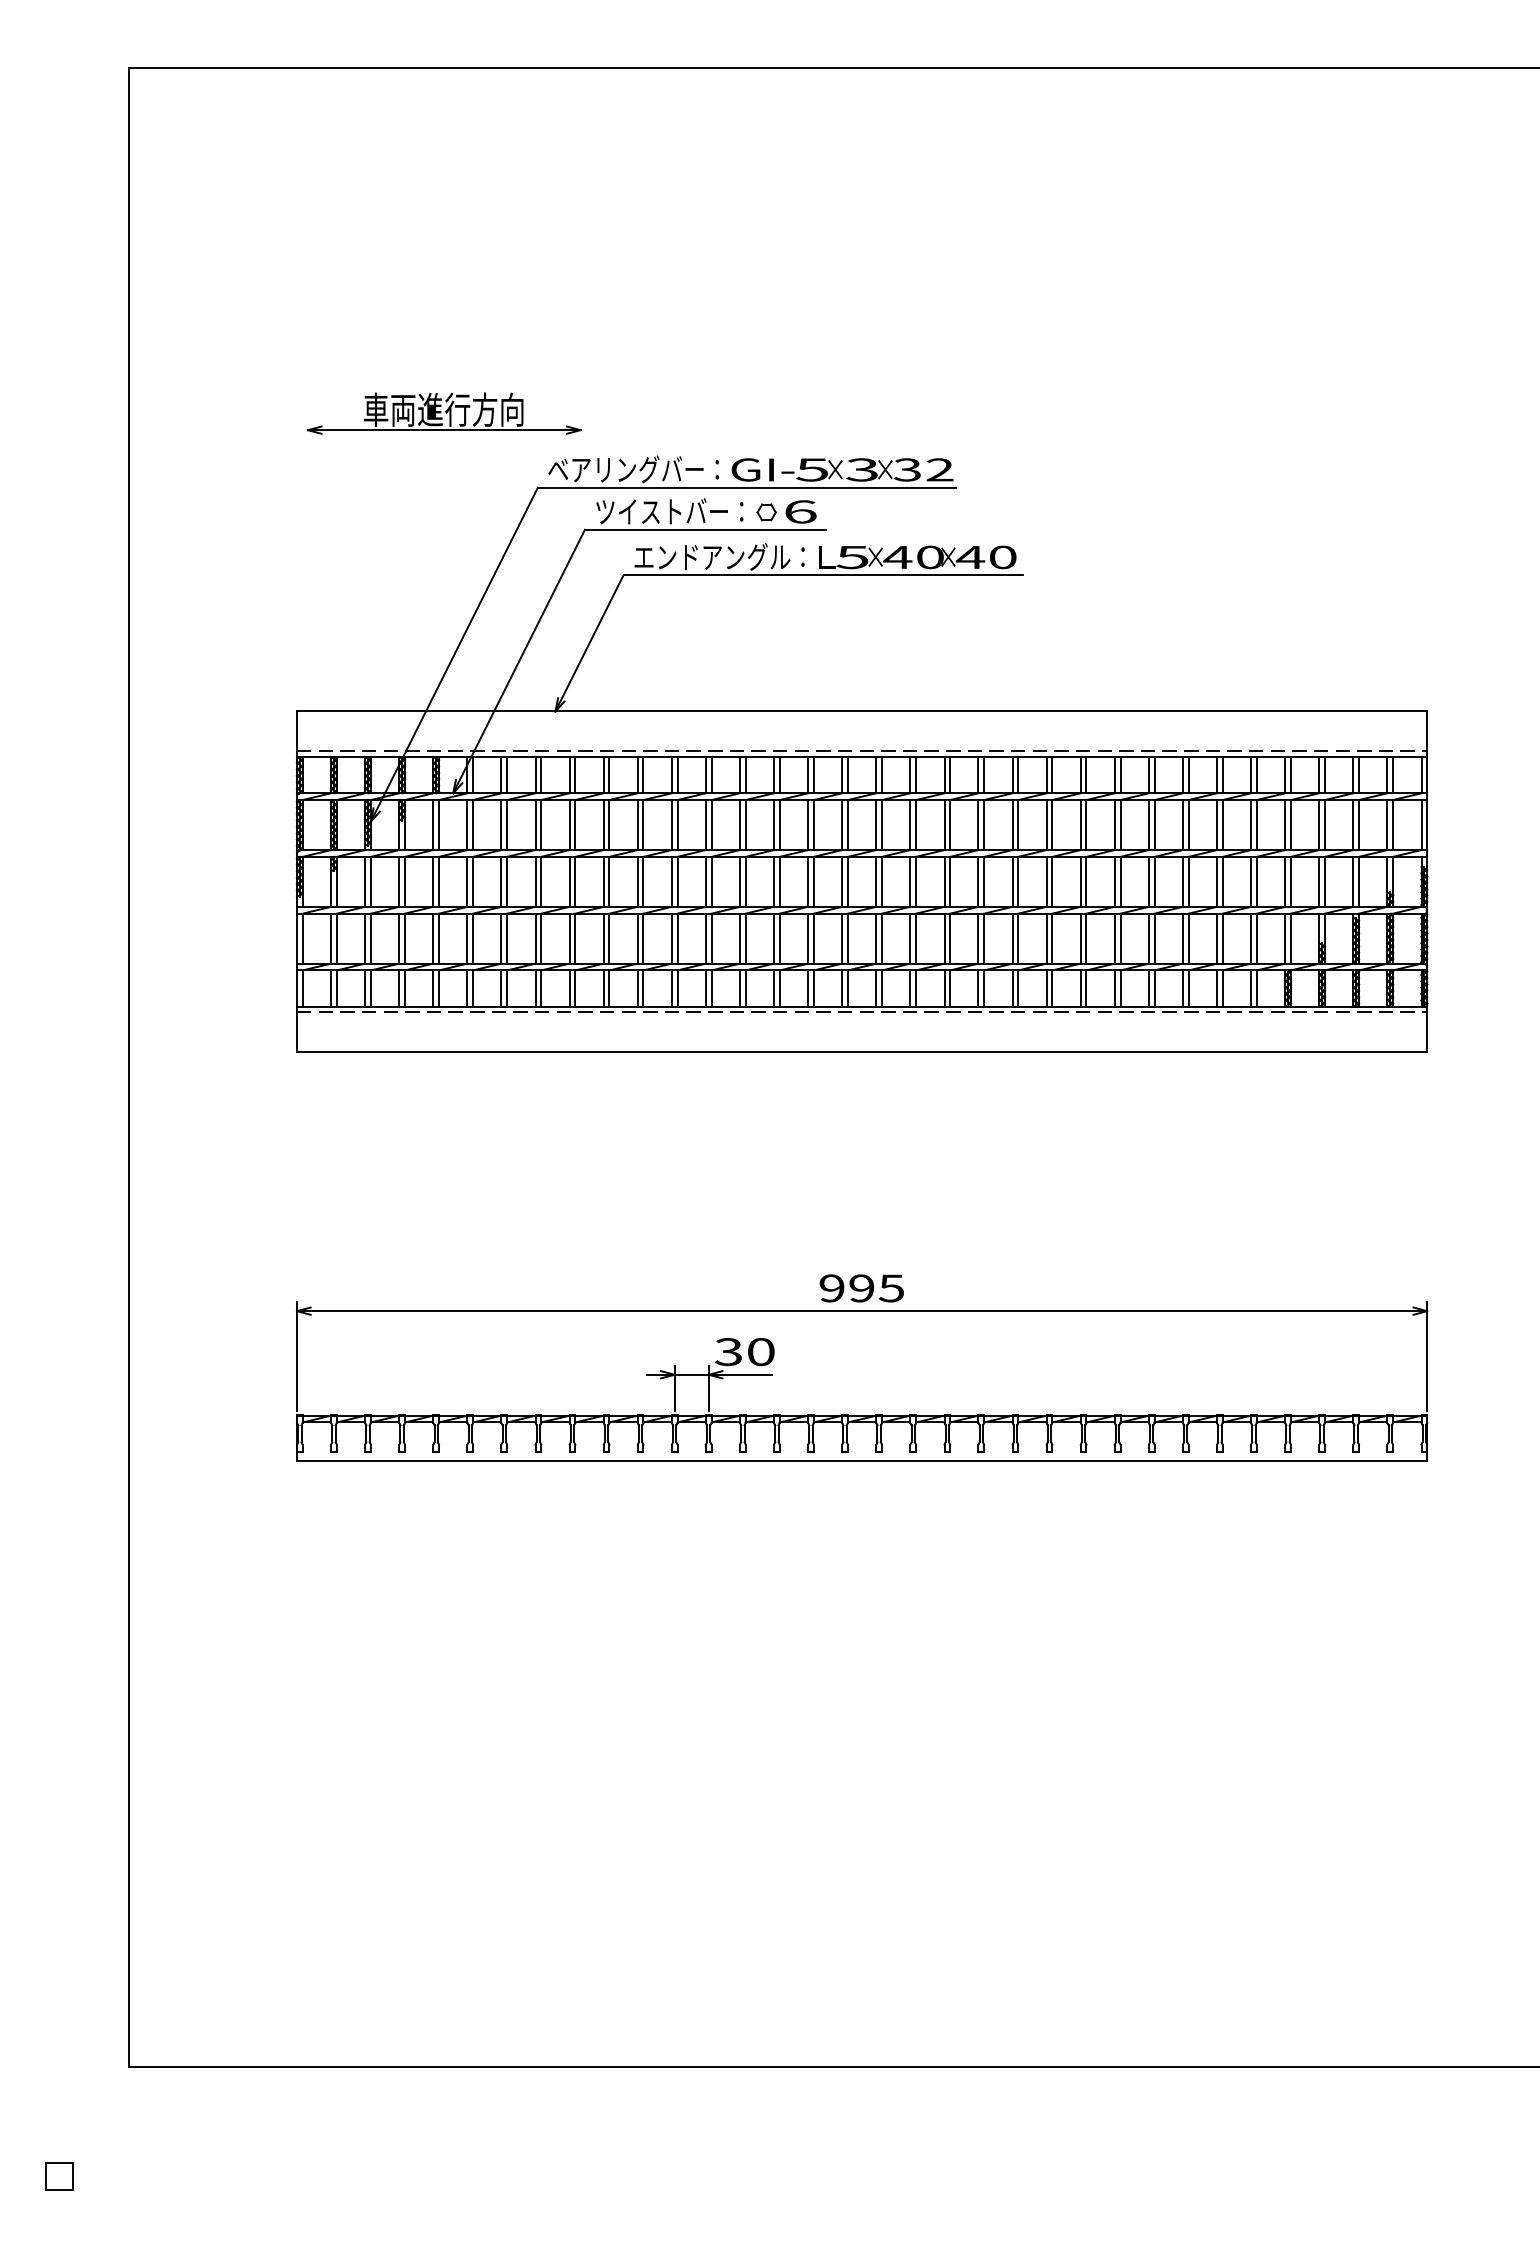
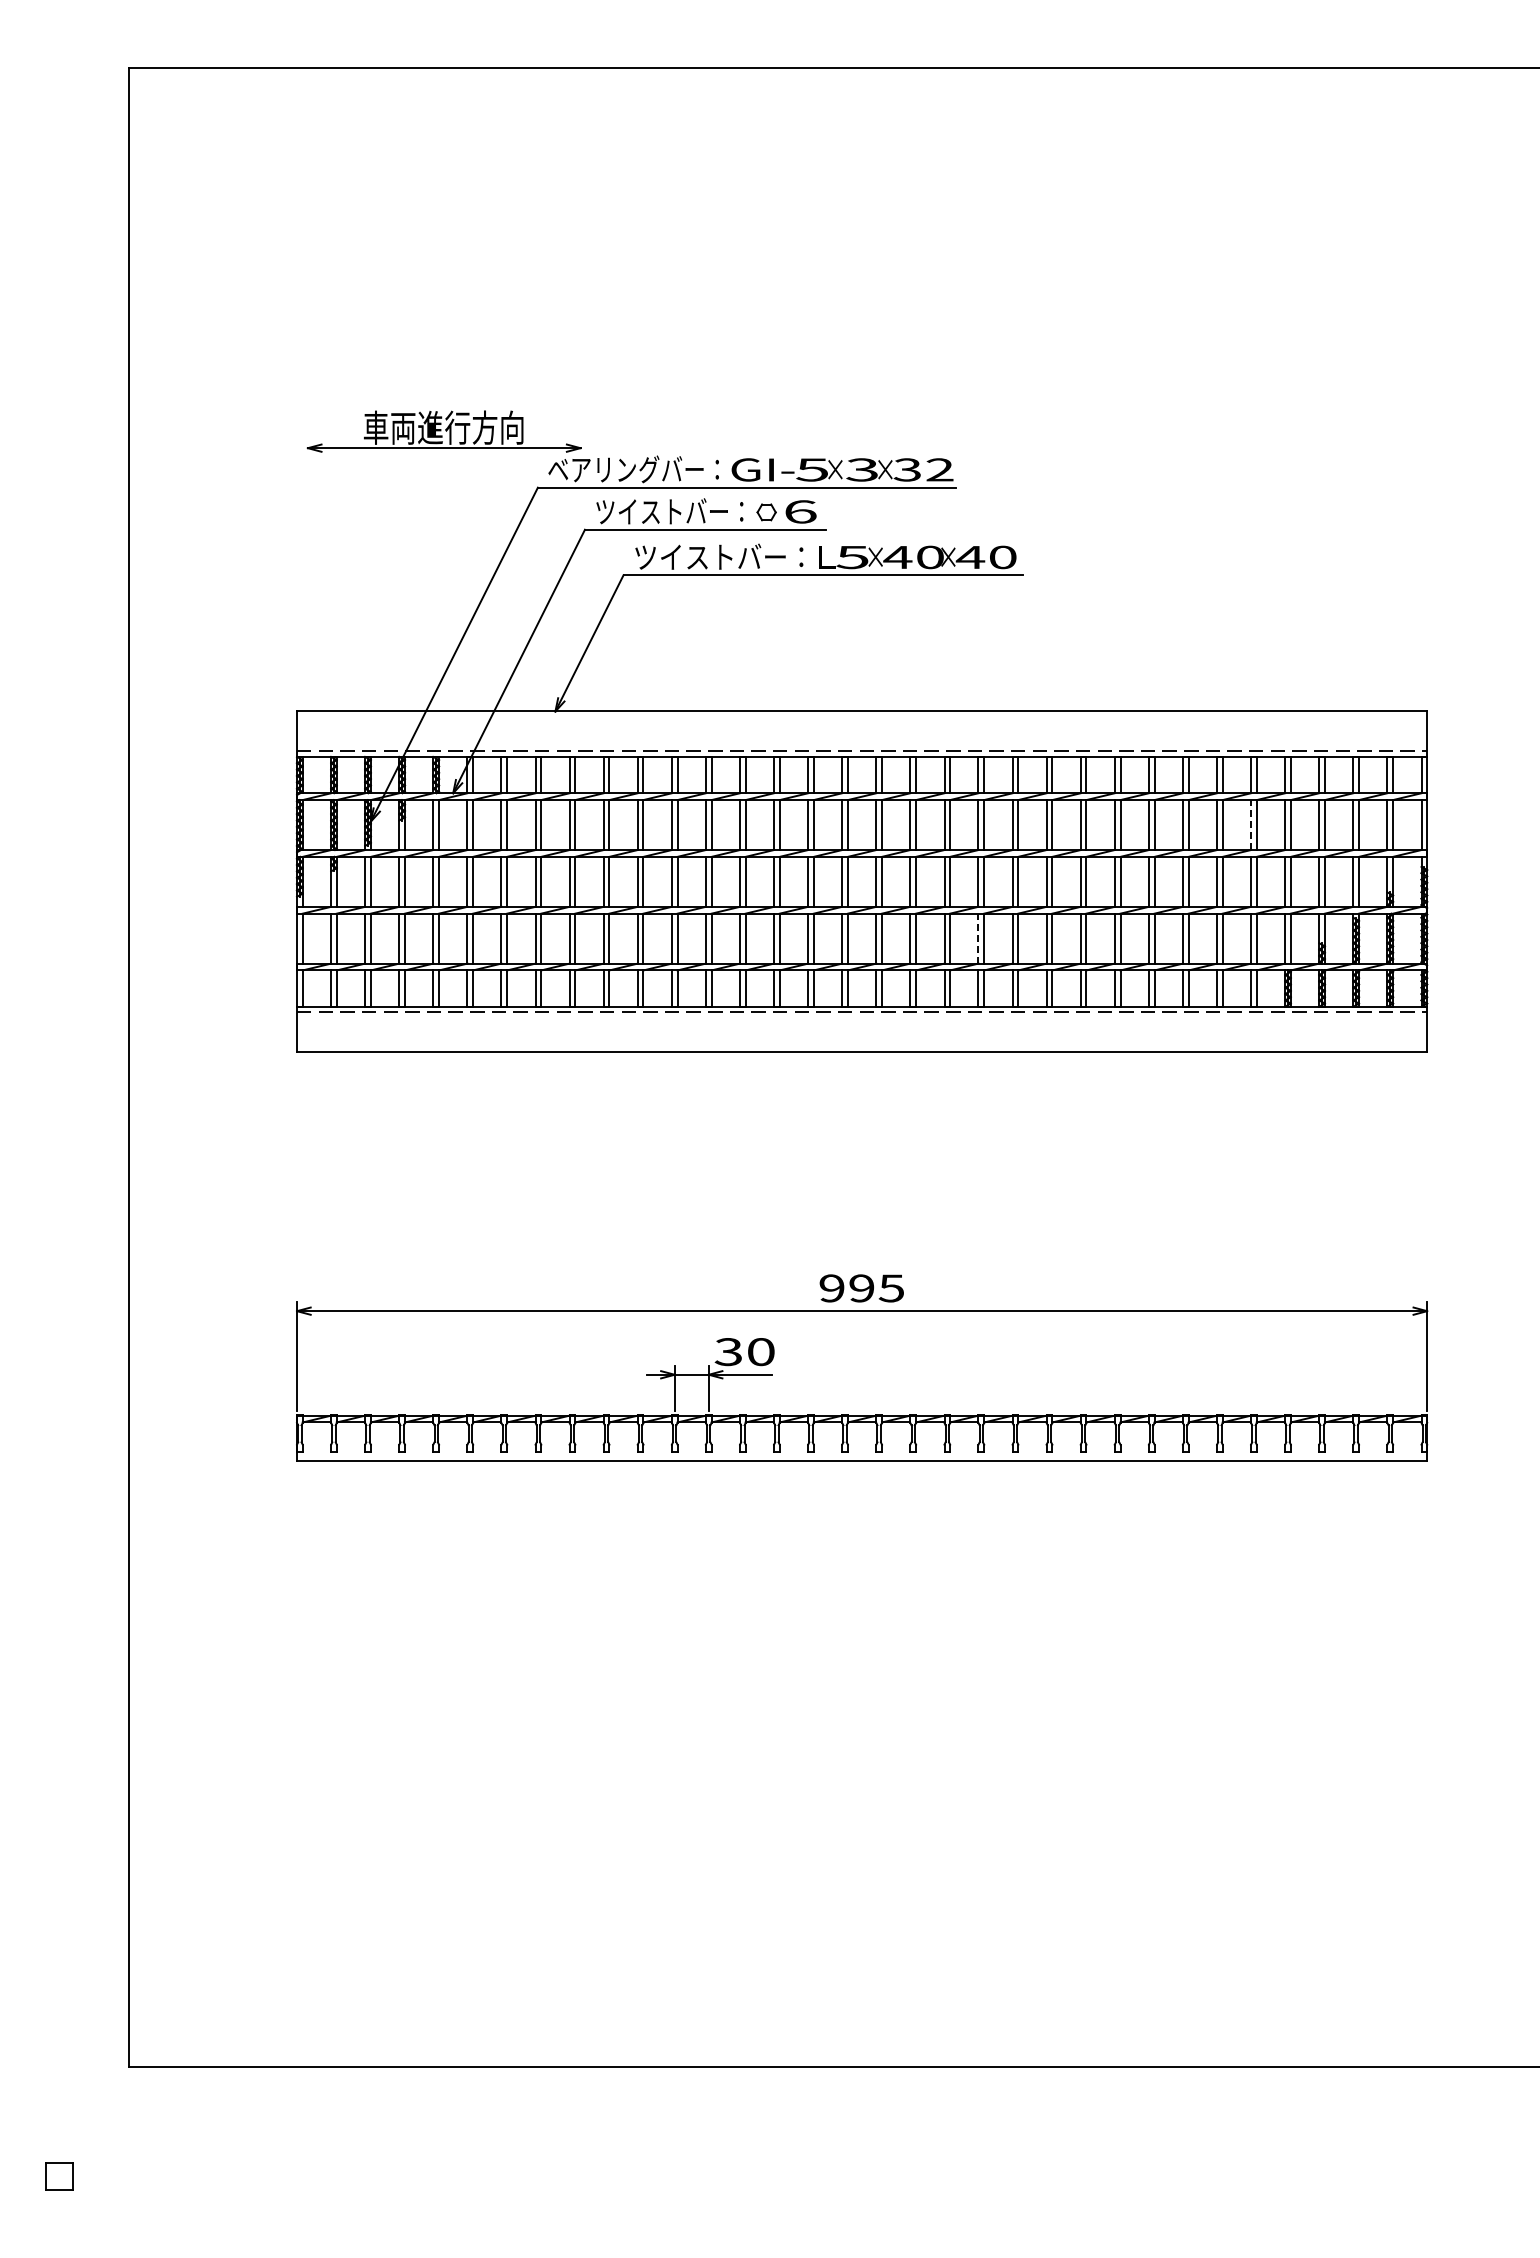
part position: (443, 413) -> (443, 431) (443, 431)
text: エンドアングル： -> ツイストバー： (719, 556)
line: solid -> dashed (1251, 825)
line: solid -> dashed (978, 938)
